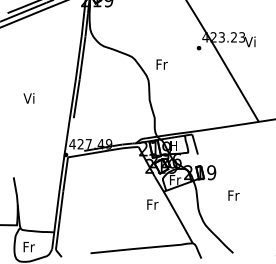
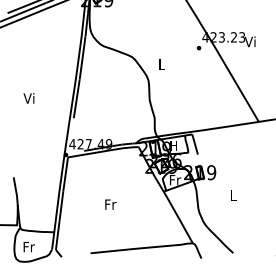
text: Fr -> L (161, 64)
text: Fr -> L (233, 195)
text position: (152, 204) -> (110, 204) (110, 204)
